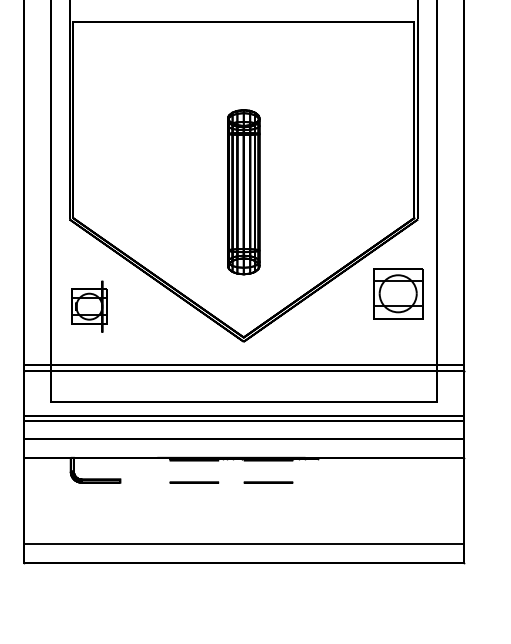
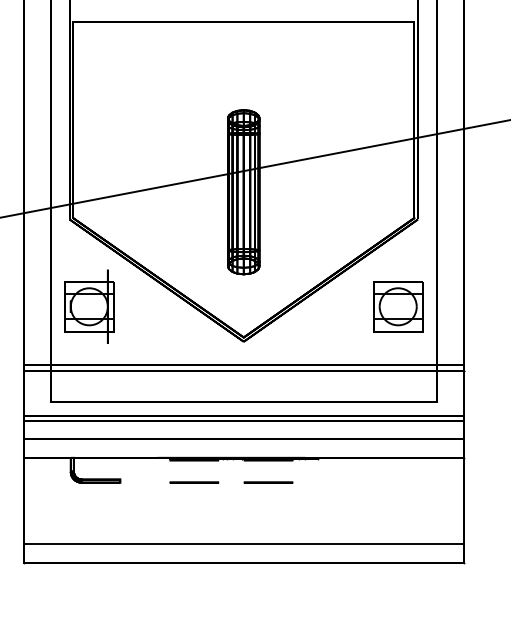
line: none -> present (254, 168)
part position: (398, 293) -> (398, 306) (398, 306)
part size: 37x53 px -> 51x75 px (89, 306)
